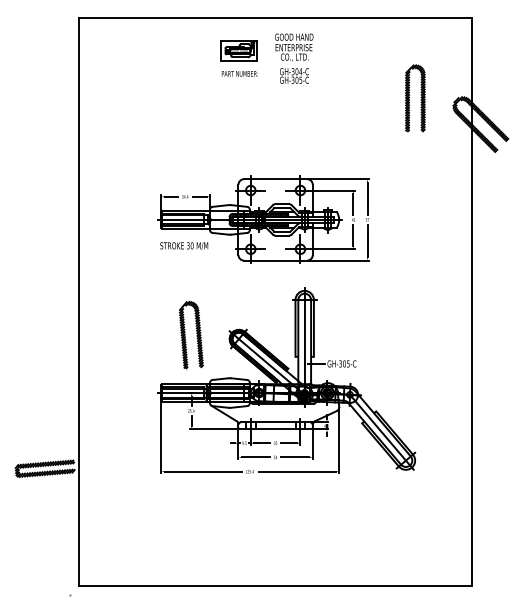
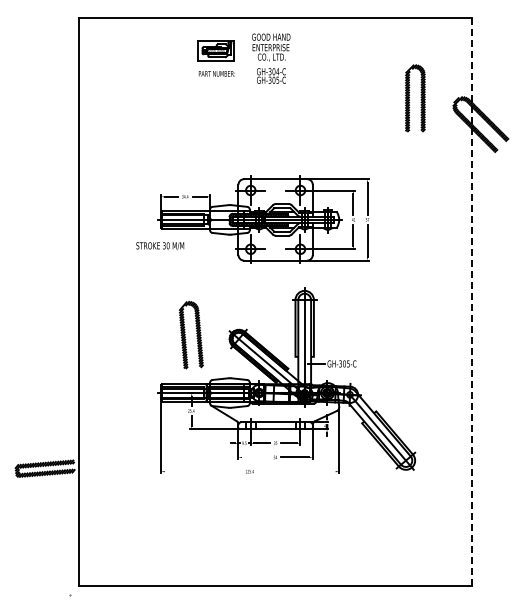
part position: (257, 58) -> (234, 58) (234, 58)
text position: (184, 246) -> (160, 246) (160, 246)
line: solid -> dashed (471, 302)
line: present -> none (256, 457)
line: present -> none (202, 471)
line: present -> none (296, 471)
